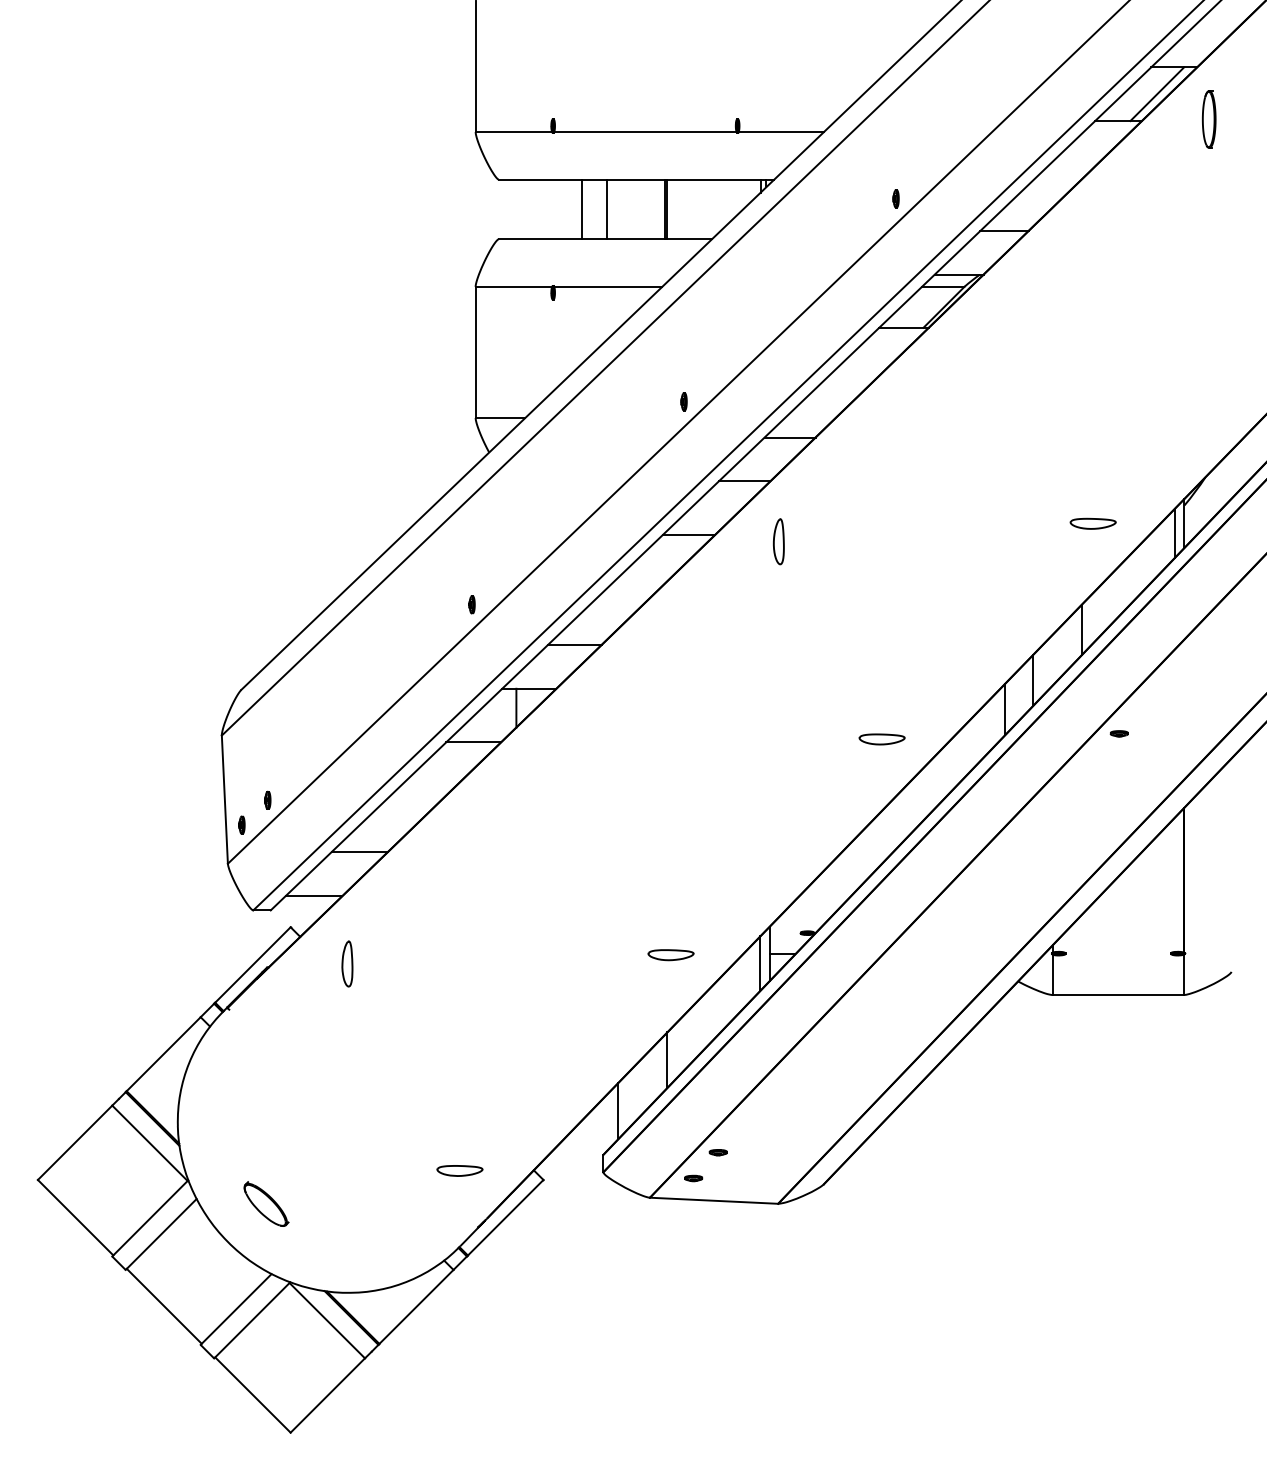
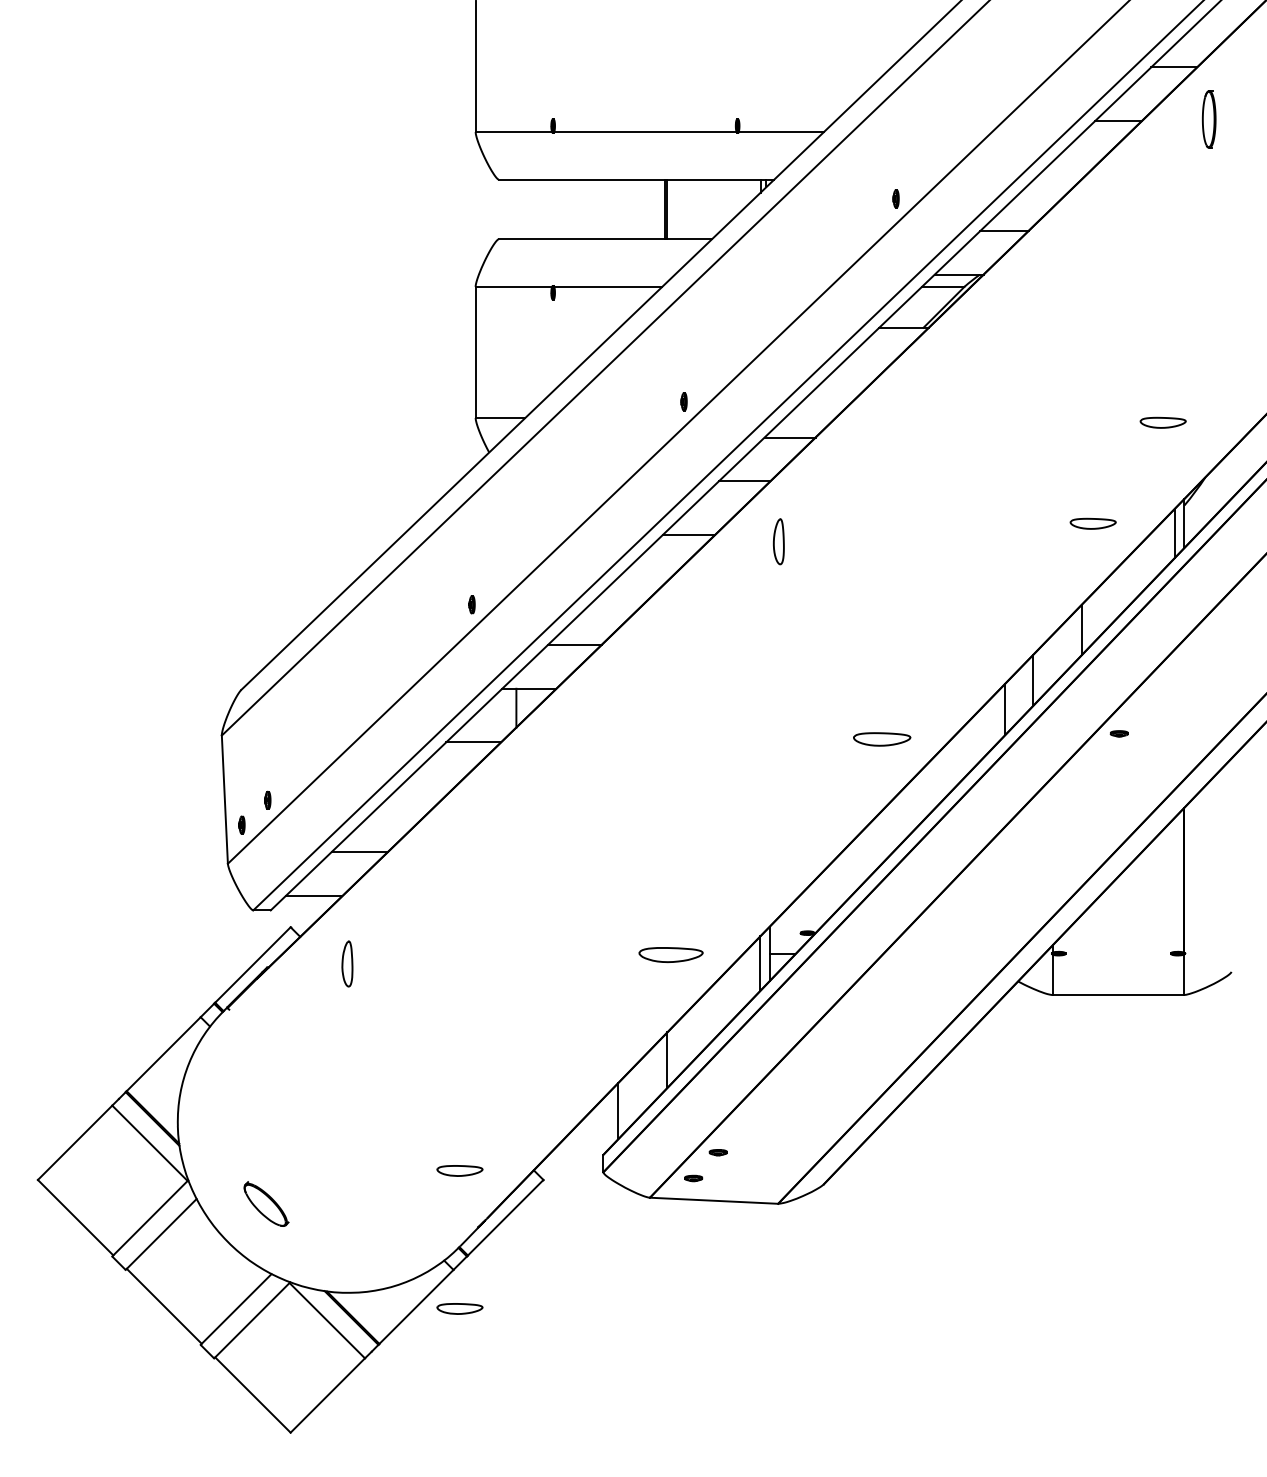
line: present -> none (1157, 94)
line: present -> none (581, 209)
line: present -> none (606, 209)
part: none -> present (1162, 422)
part size: 48x13 px -> 59x15 px (882, 739)
part size: 48x13 px -> 66x17 px (670, 955)
part: none -> present (459, 1308)
